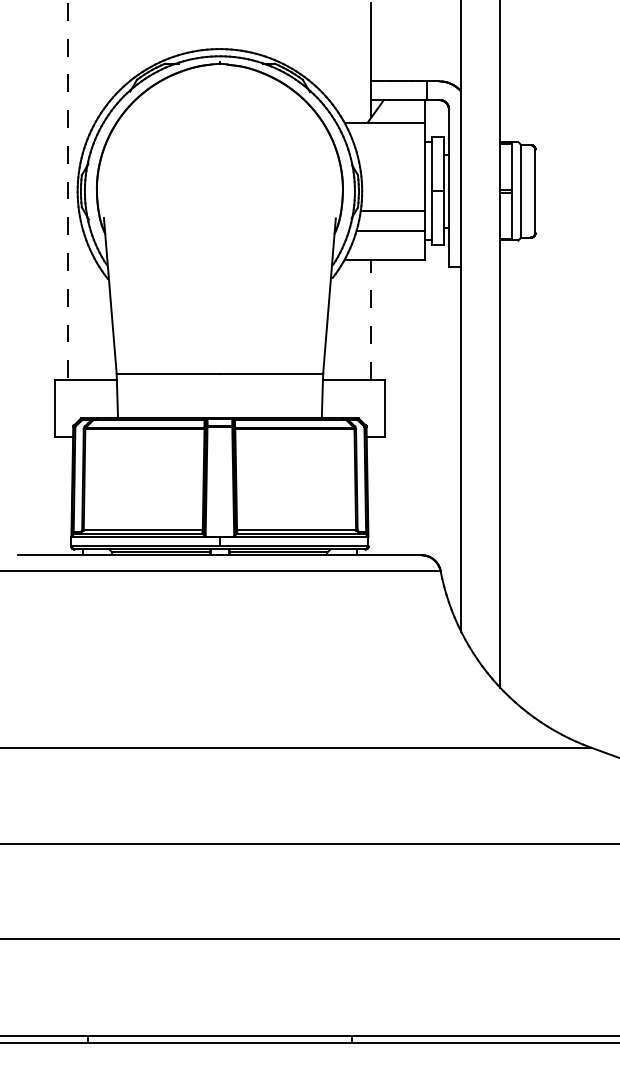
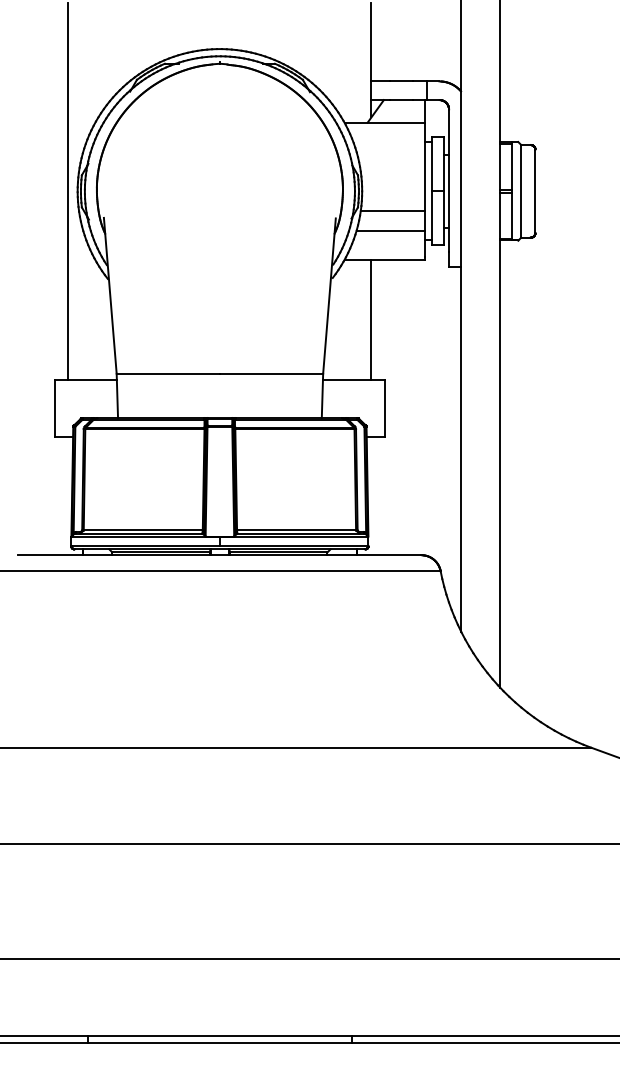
line: dashed -> solid (68, 191)
line: dashed -> solid (371, 319)
line position: (309, 938) -> (309, 958) (309, 958)
